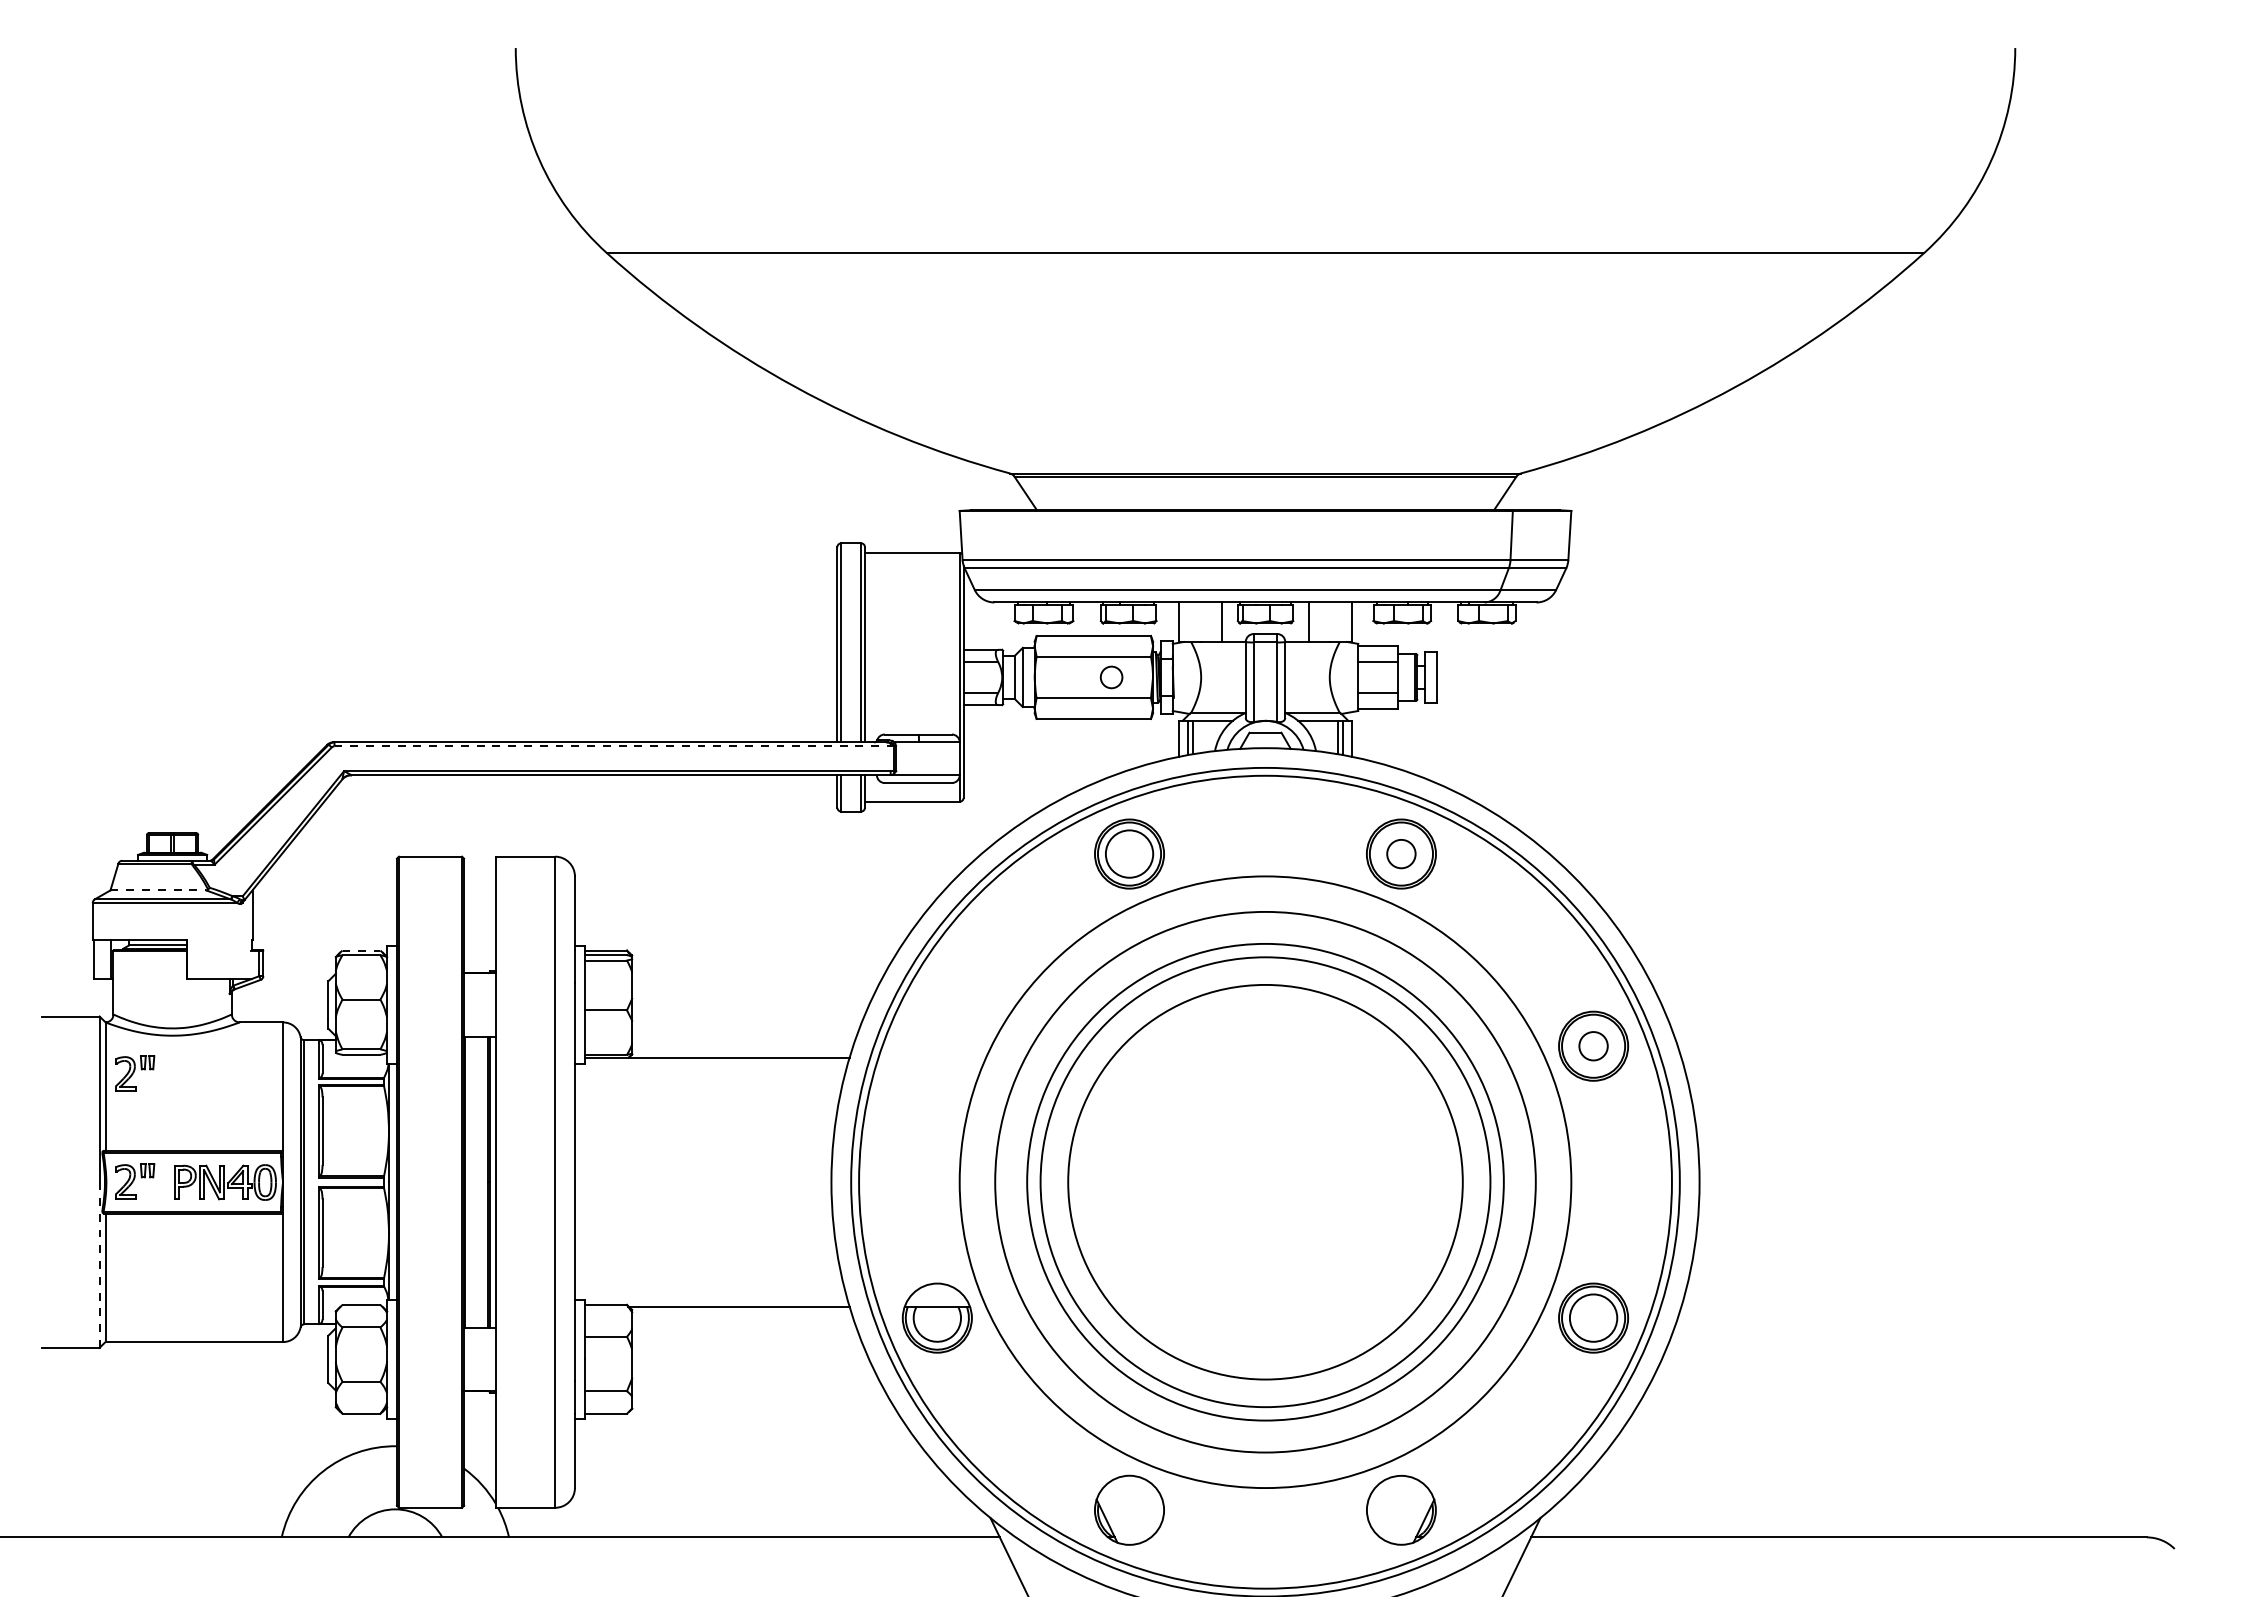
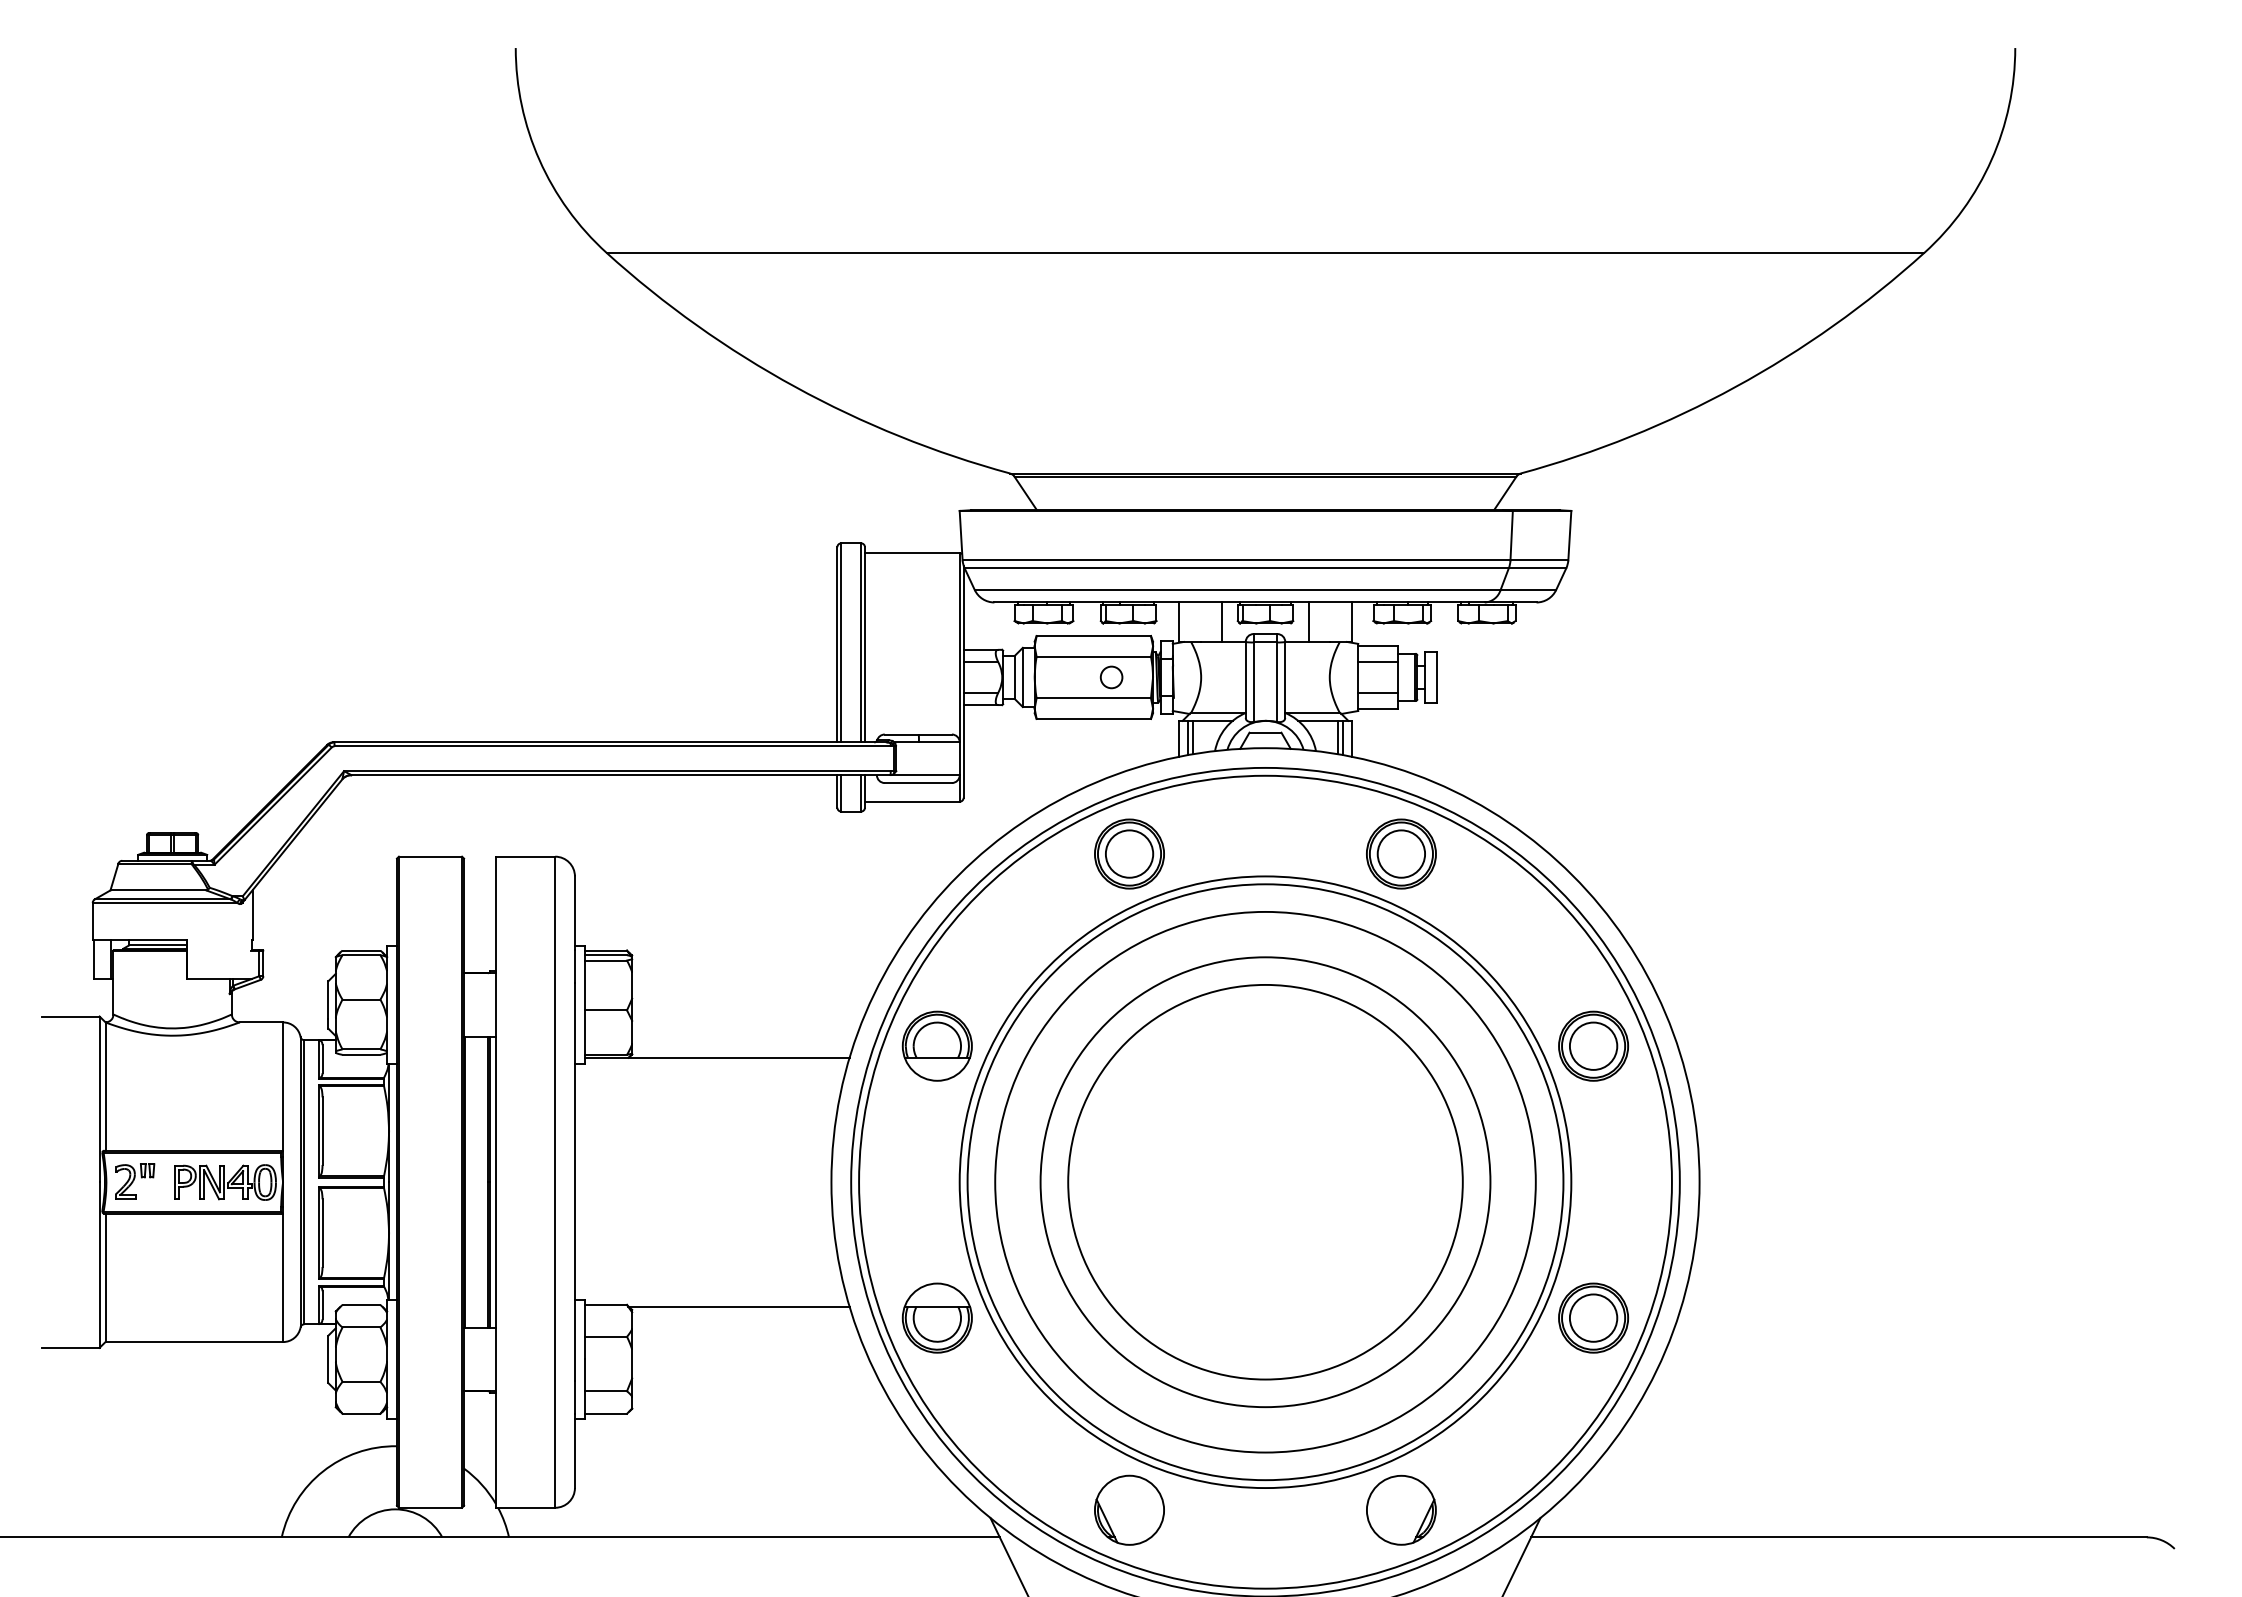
line: dashed -> solid (613, 746)
circle diameter: 28 px -> 47 px (1401, 853)
line: dashed -> solid (158, 890)
line: dashed -> solid (361, 950)
part: none -> present (936, 1045)
circle diameter: 28 px -> 47 px (1593, 1045)
part: present -> none (135, 1073)
circle diameter: 477 px -> 596 px (1265, 1182)
line: dashed -> solid (99, 1265)
